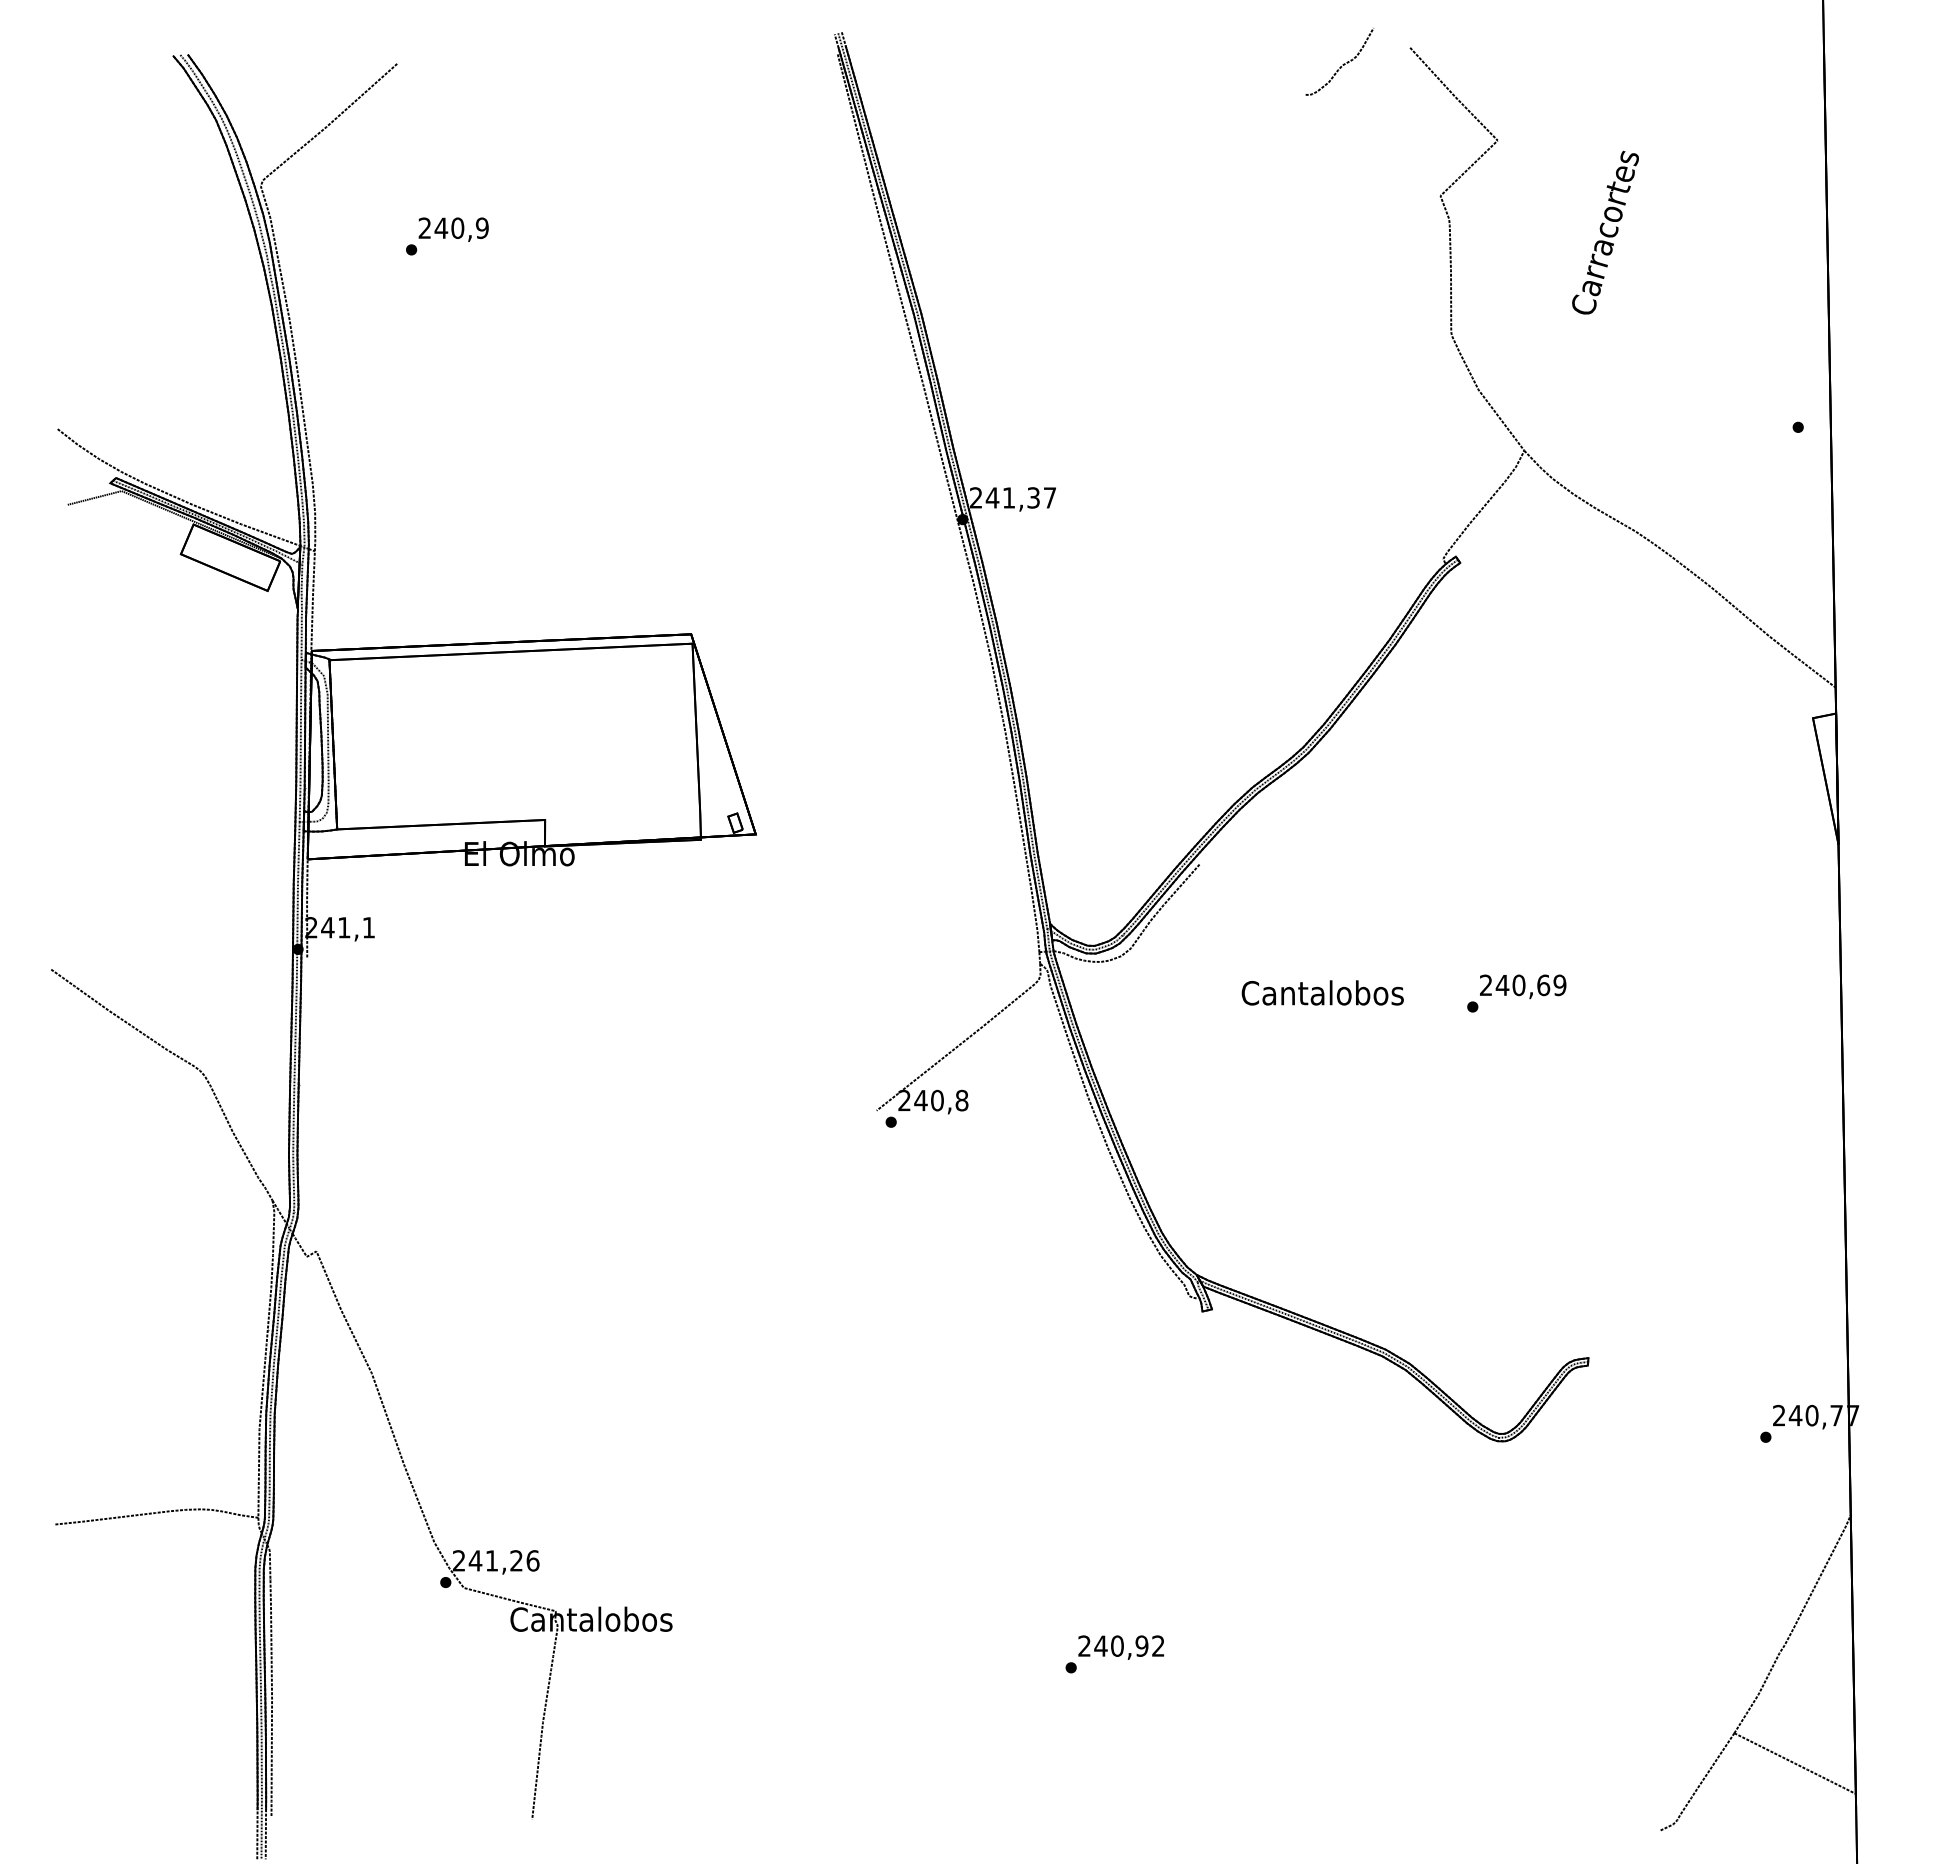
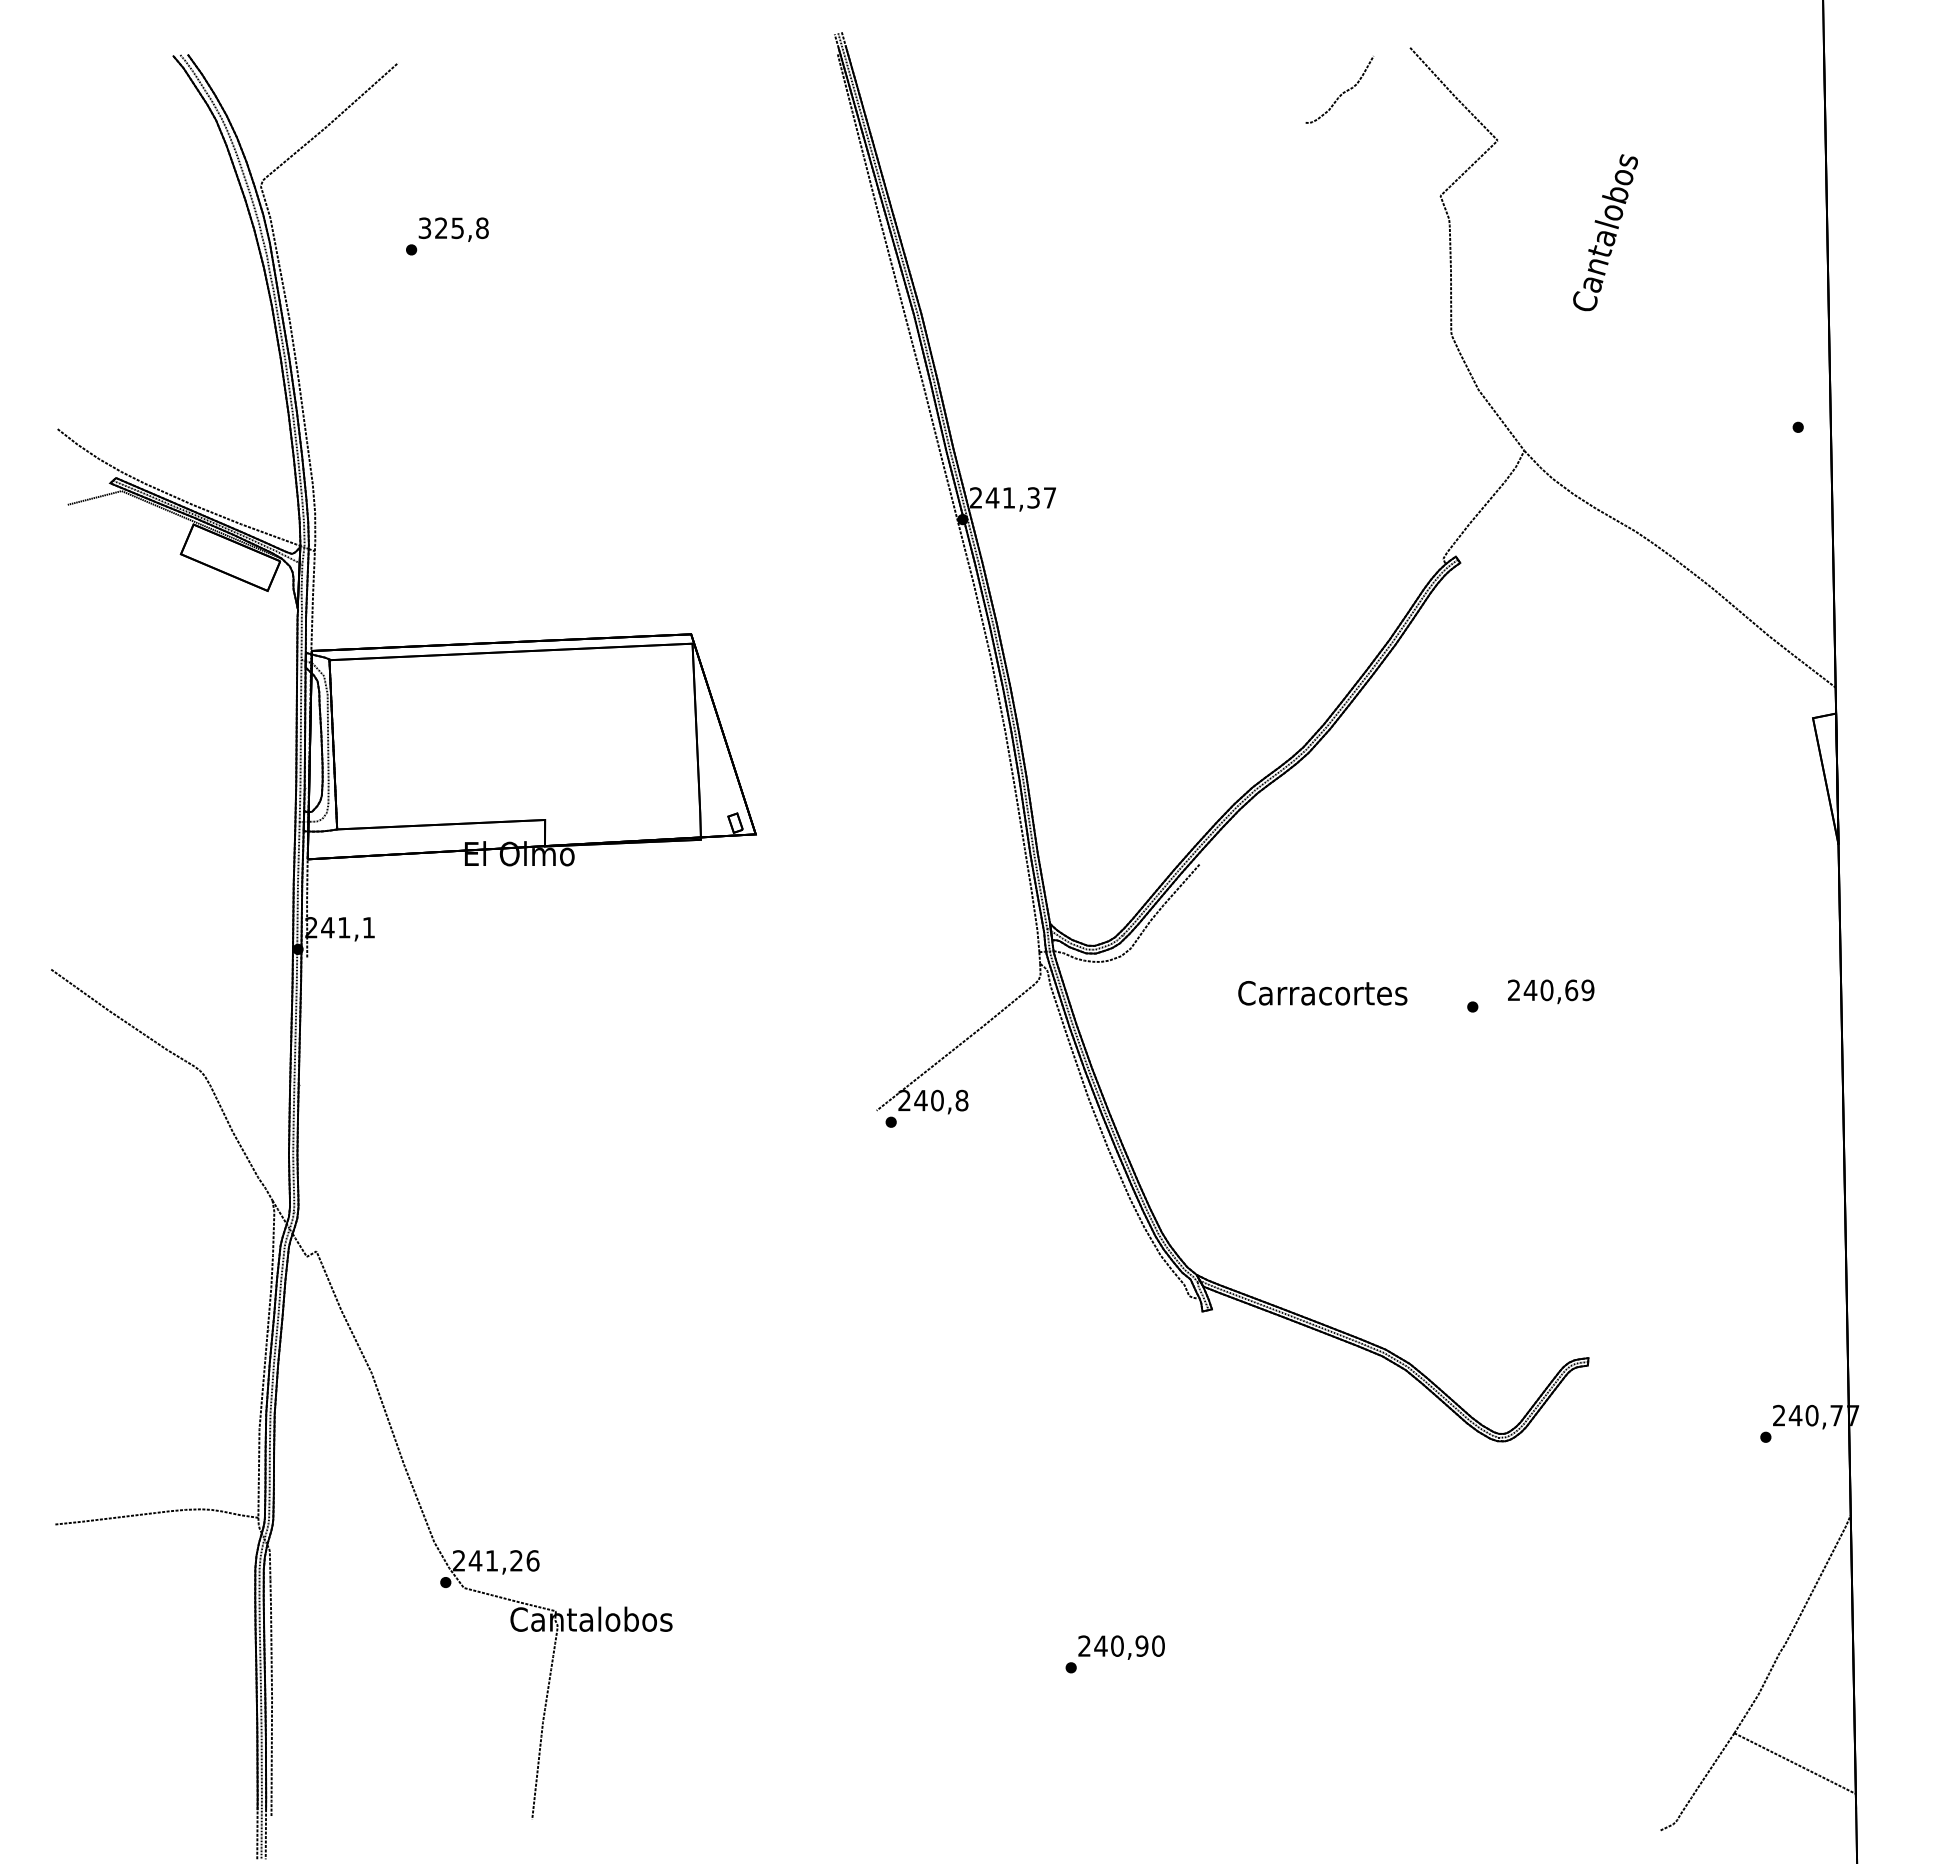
curve position: (1342, 64) -> (1342, 92) (1342, 92)
text: 240,9 -> 325,8 (453, 228)
text: Carracortes -> Cantalobos (1605, 232)
text position: (1523, 986) -> (1551, 991) (1551, 991)
text: Cantalobos -> Carracortes (1322, 992)
text: 240,92 -> 240,90 (1158, 1645)
